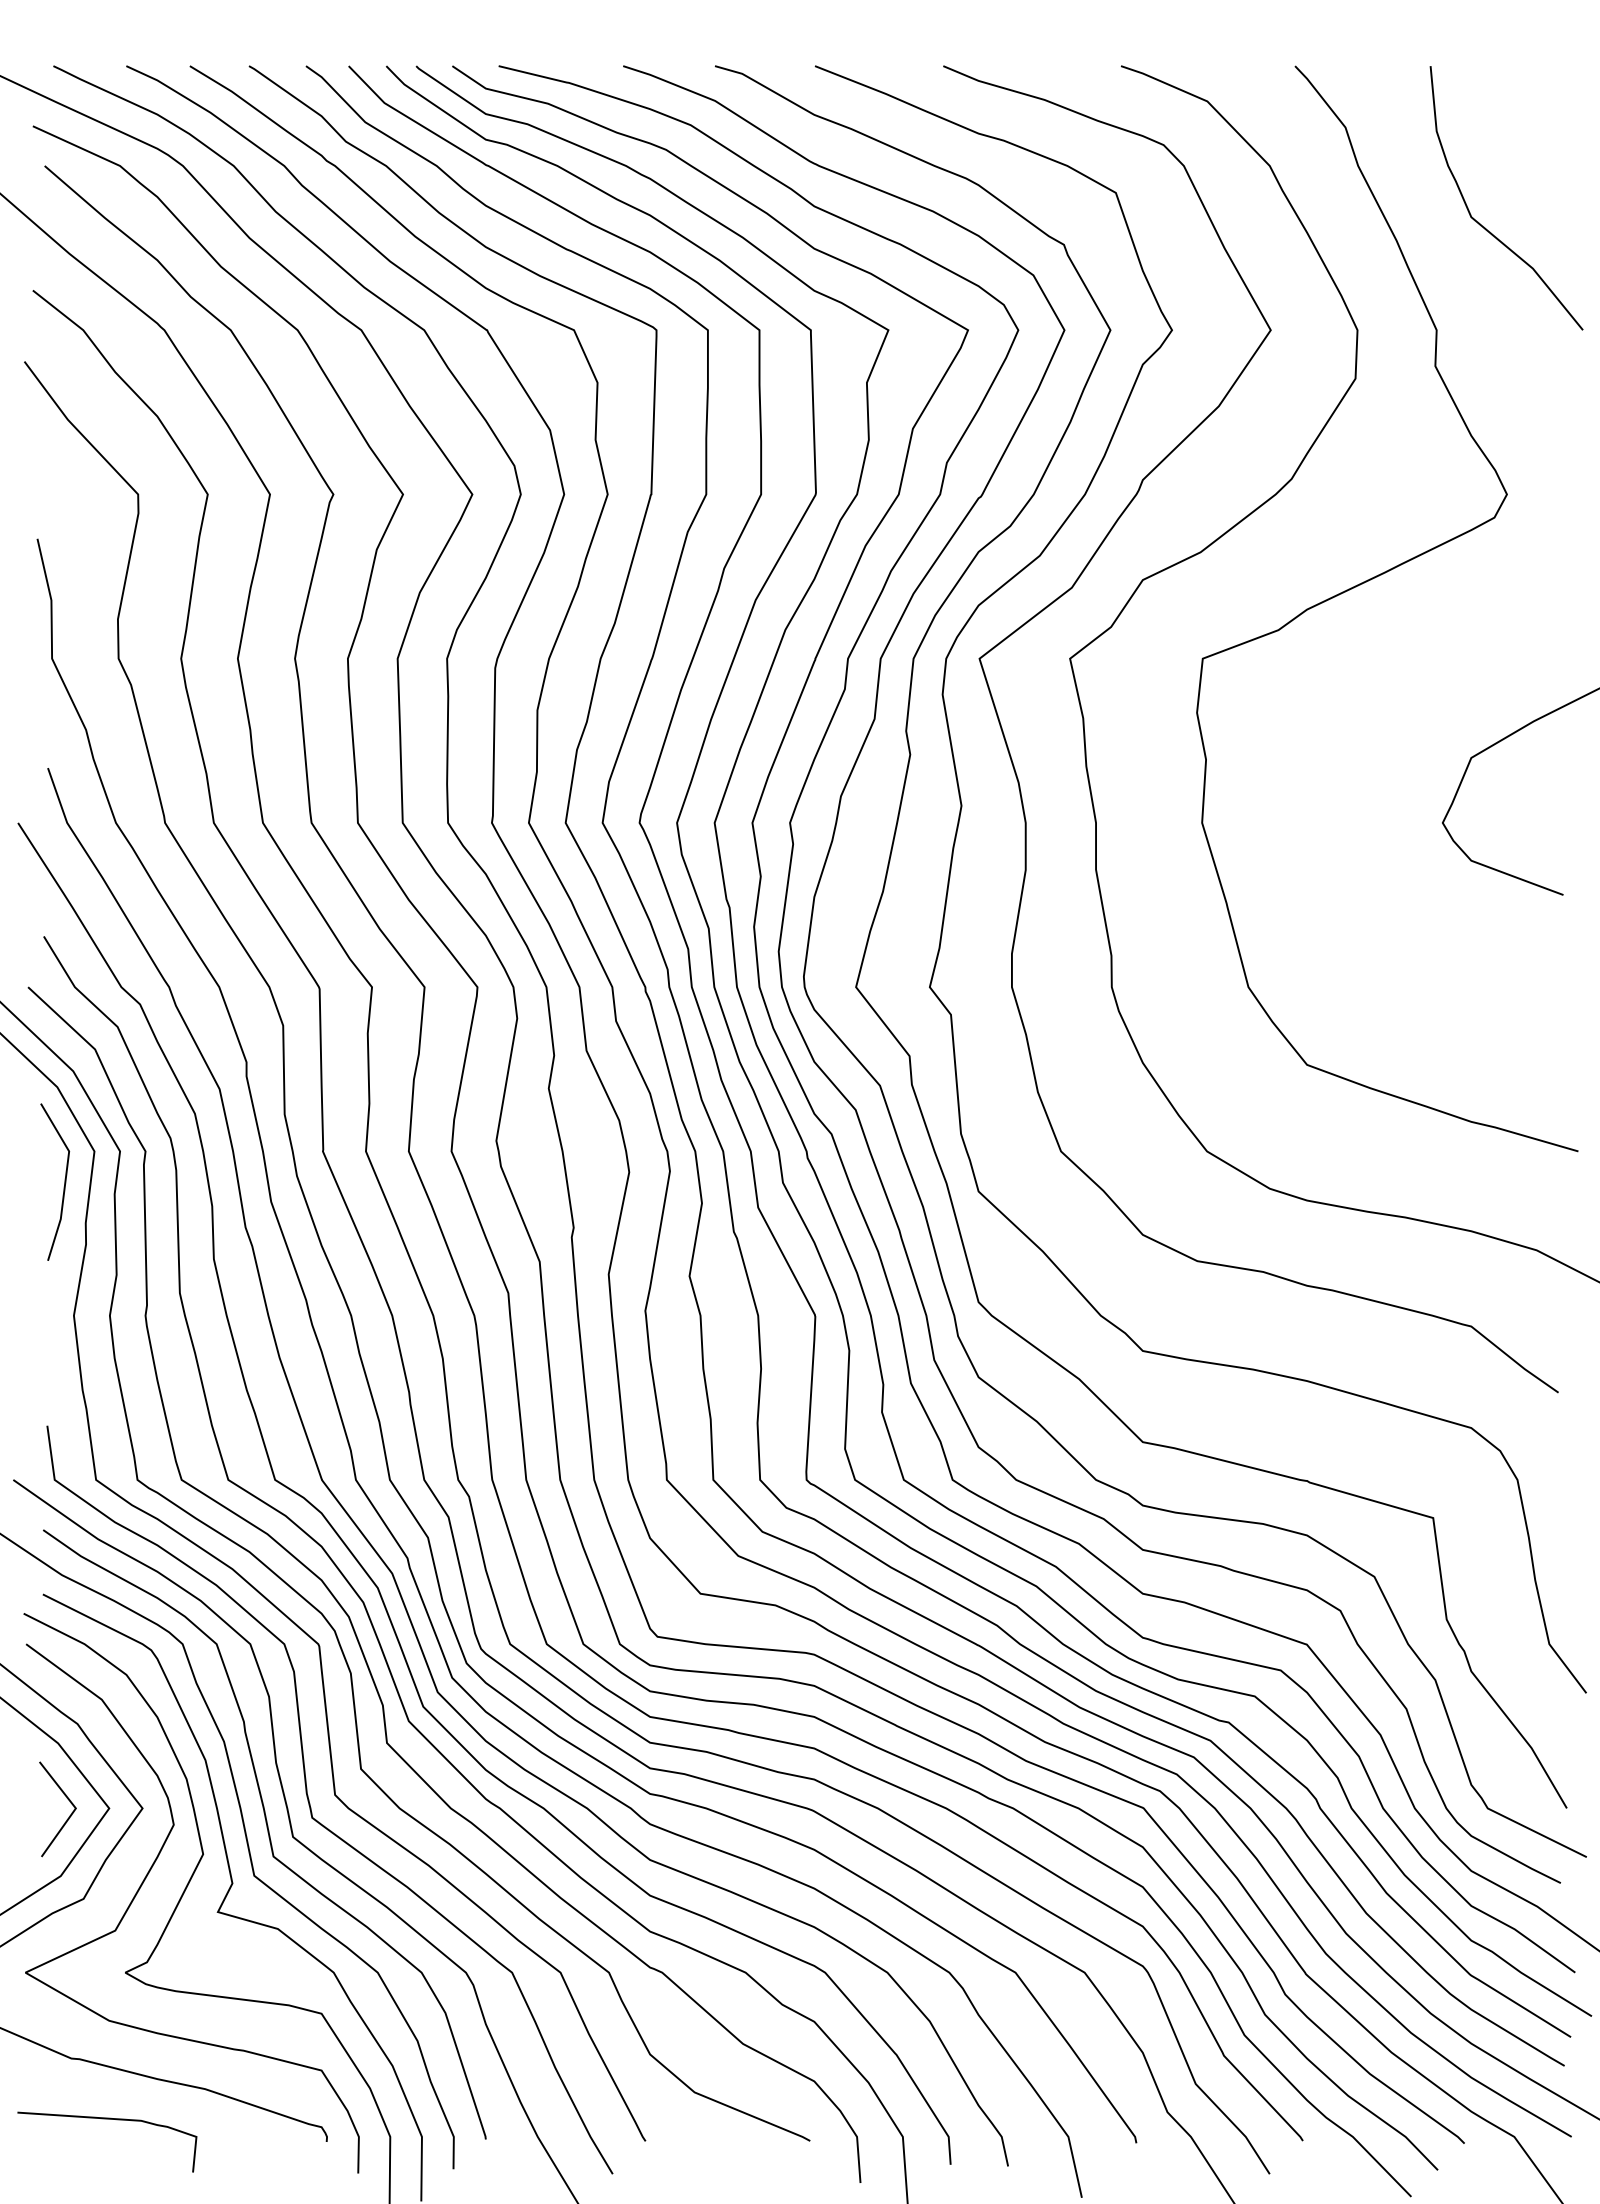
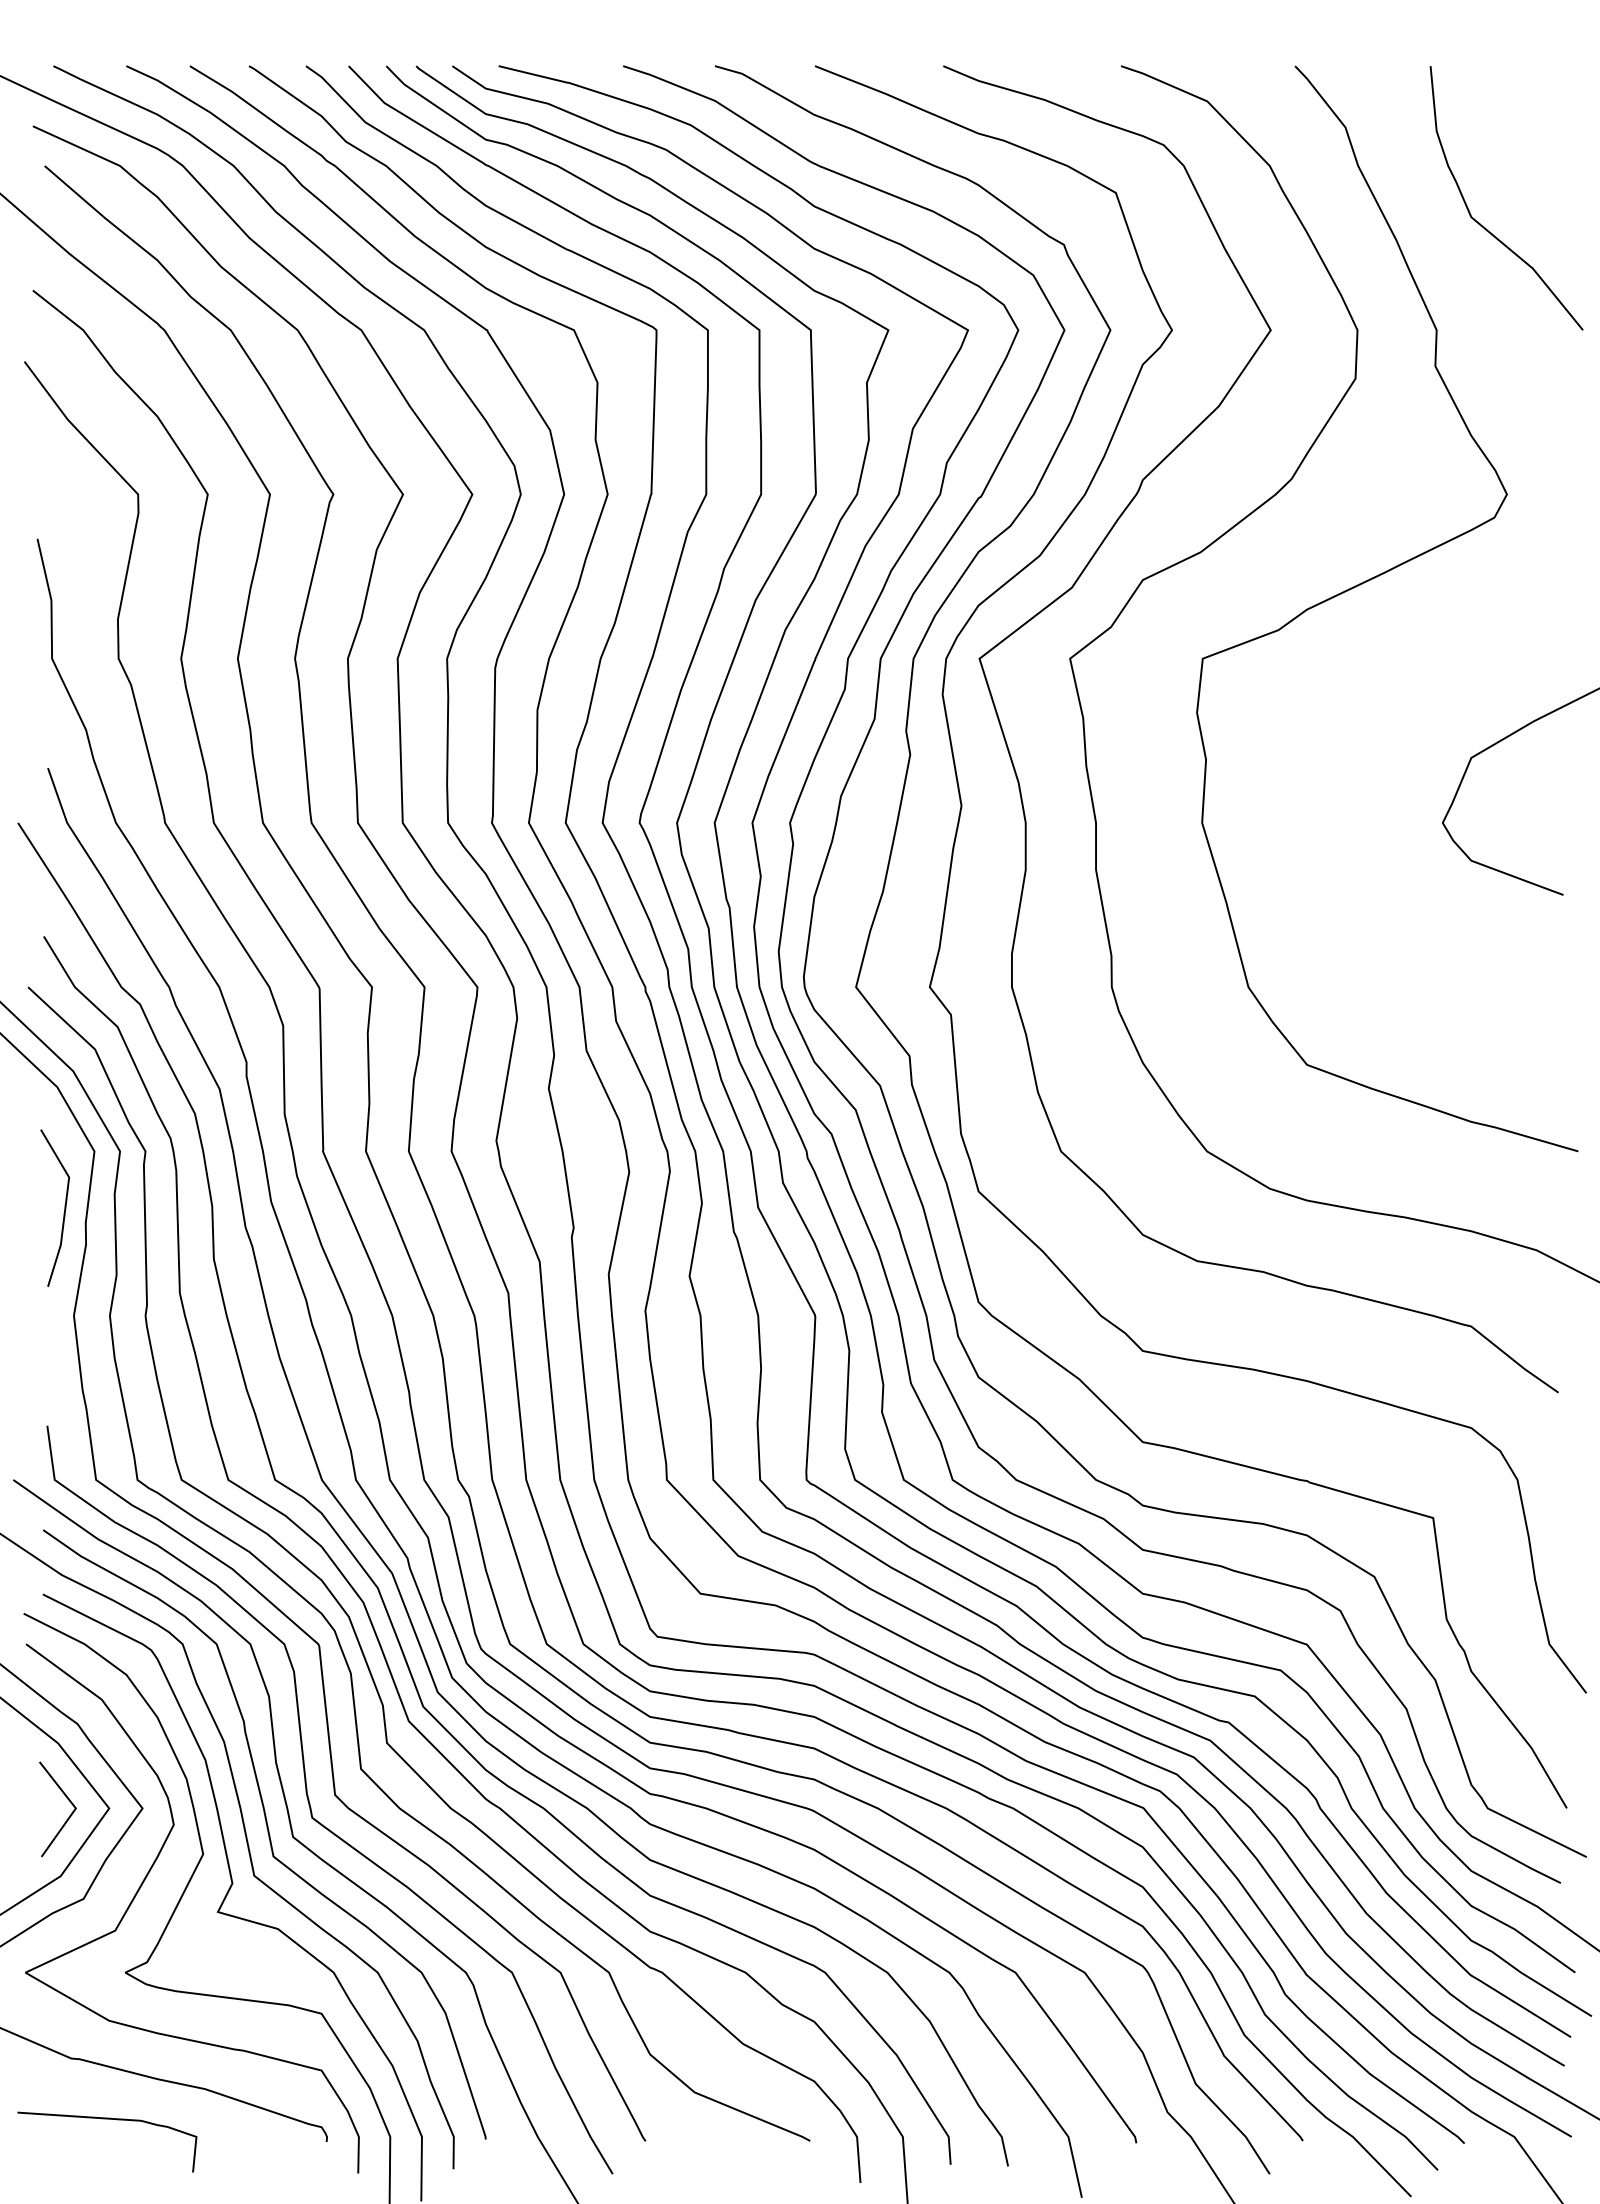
line position: (64, 1181) -> (64, 1207) (64, 1207)
